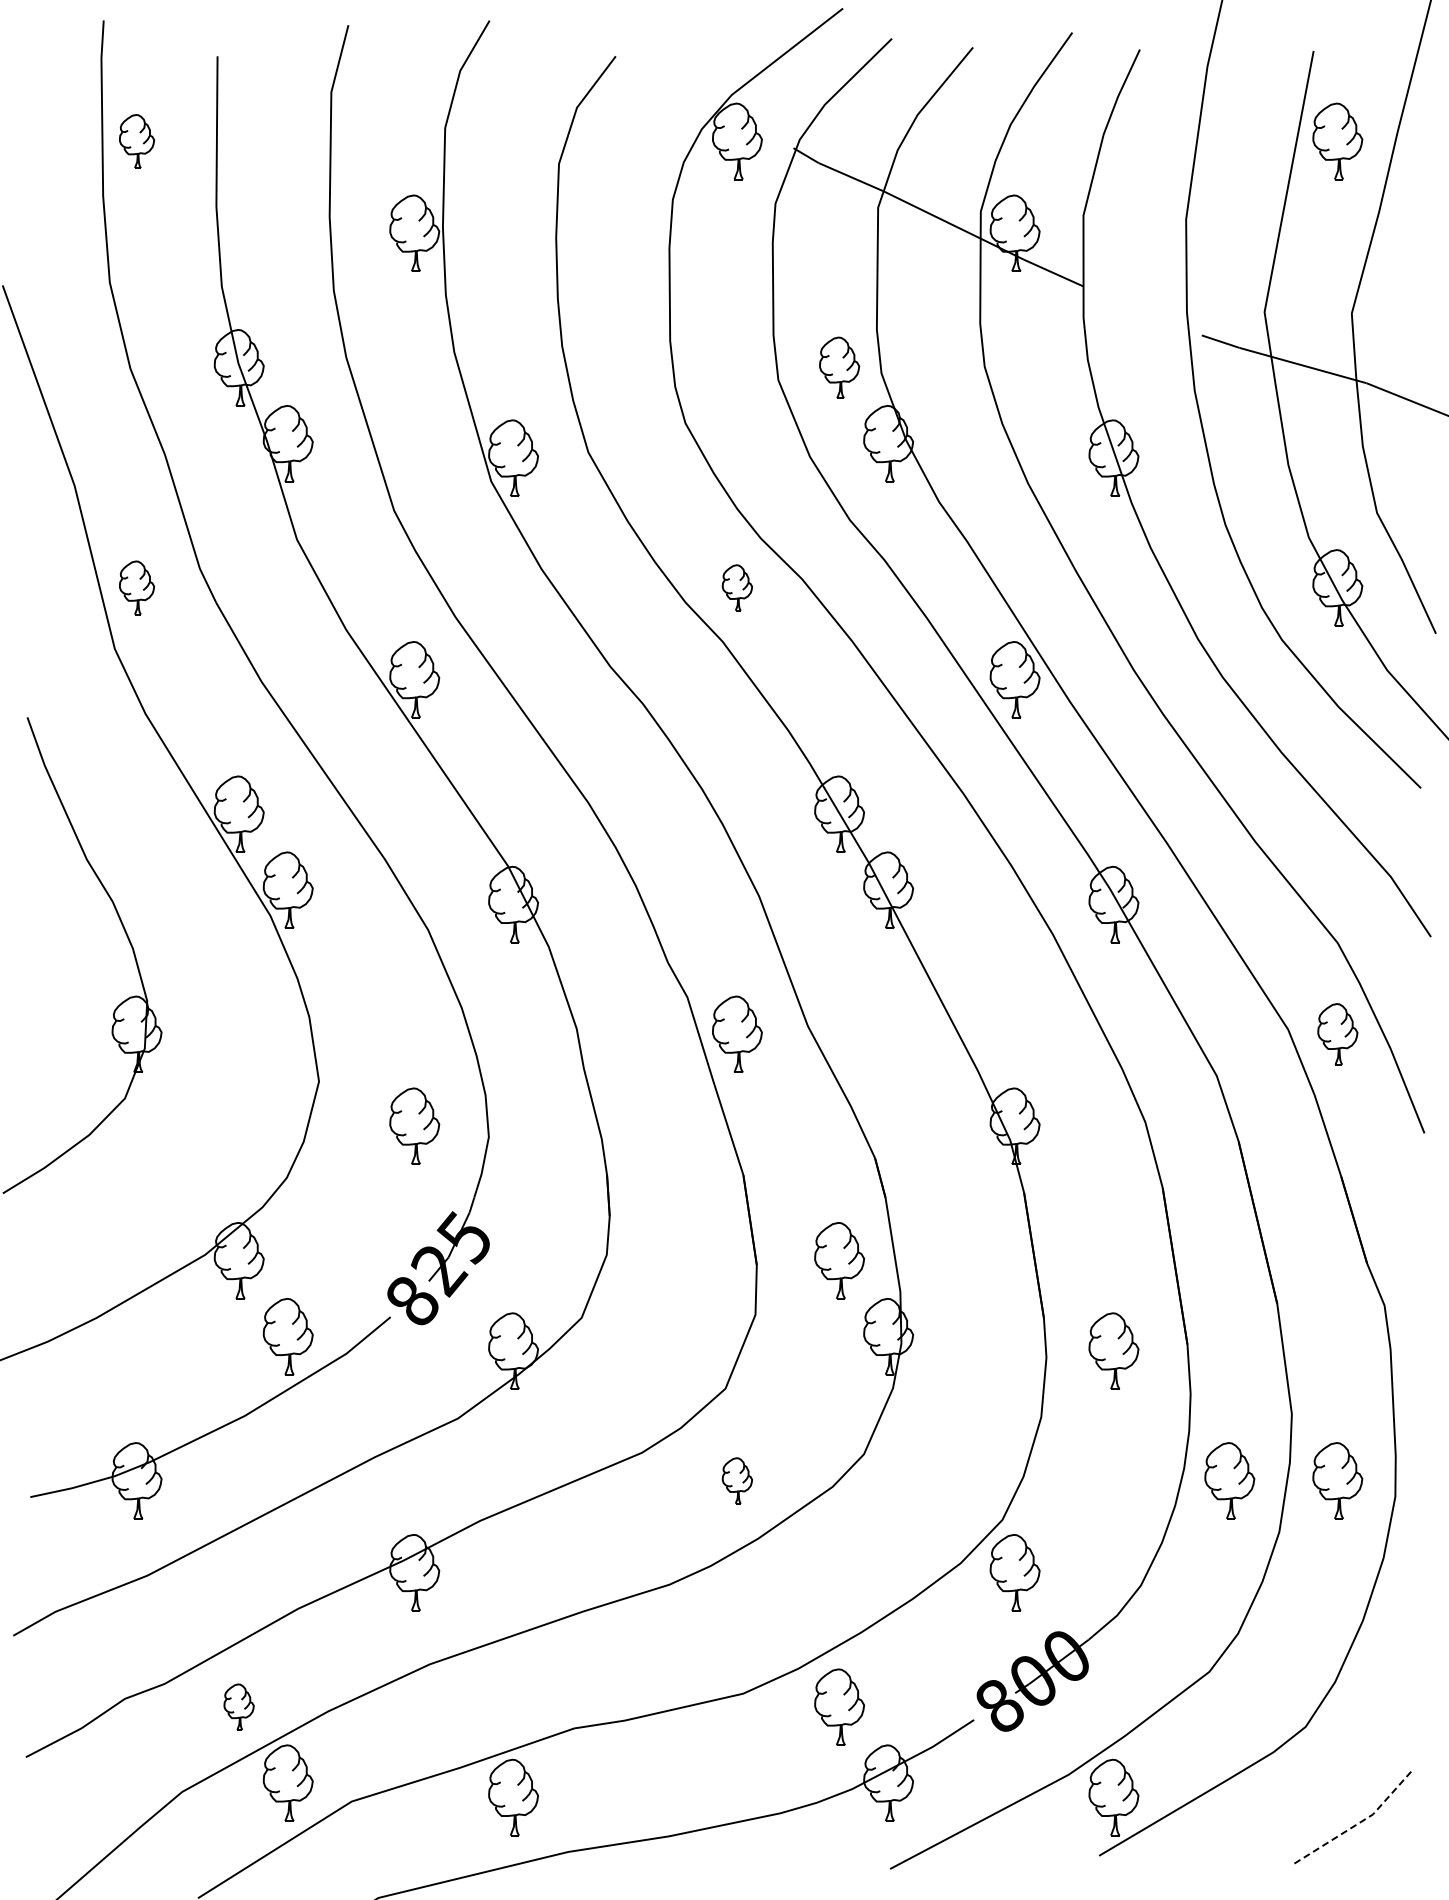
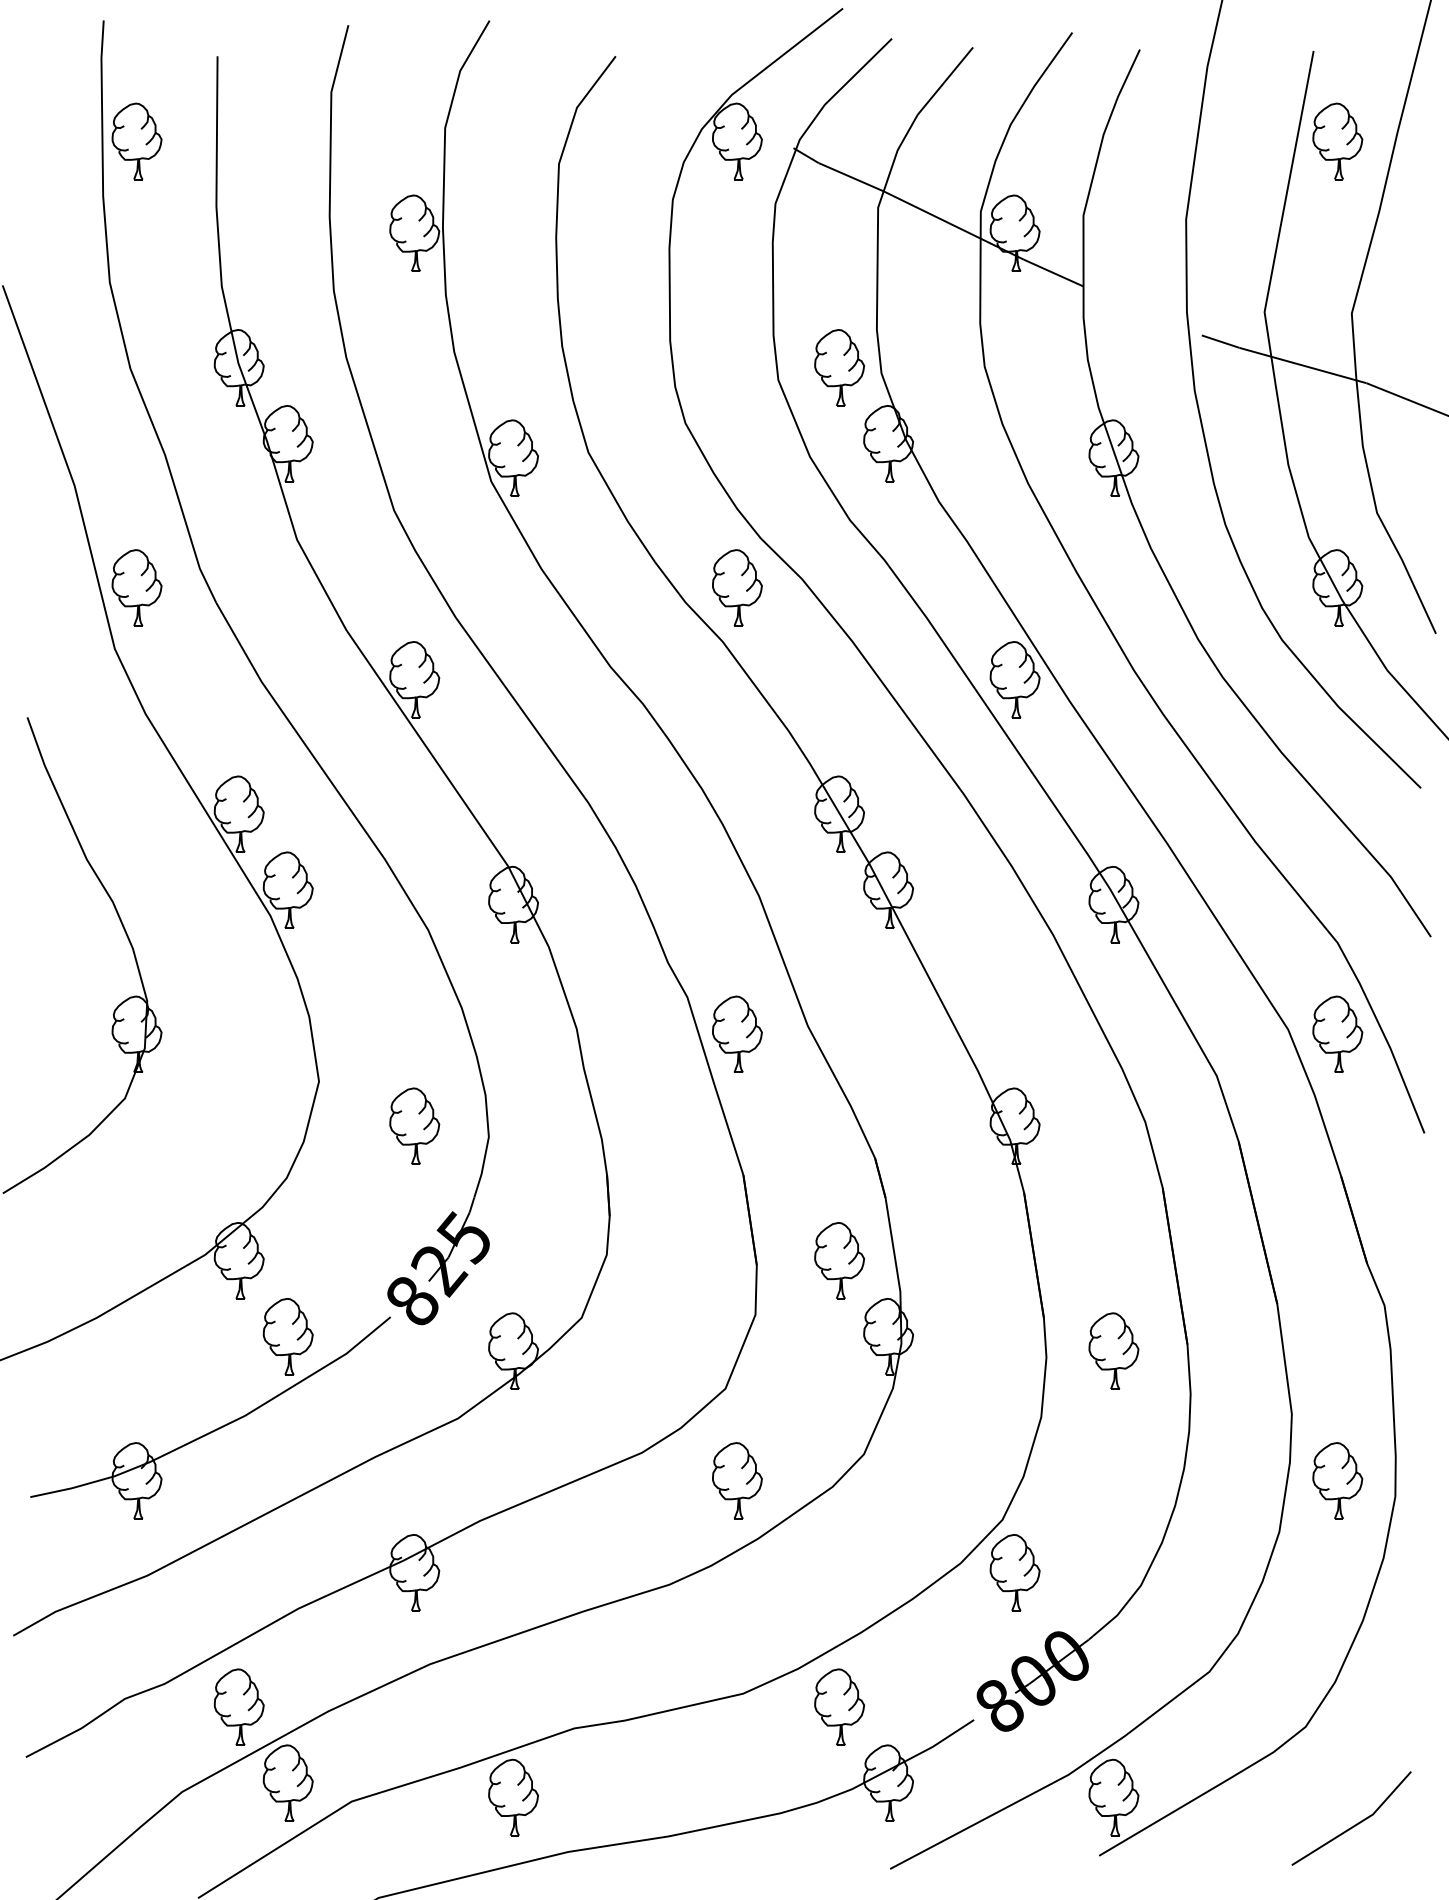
part size: 37x55 px -> 52x79 px (136, 141)
part size: 42x63 px -> 51x78 px (839, 367)
part size: 37x56 px -> 52x78 px (136, 587)
part size: 32x48 px -> 51x78 px (737, 587)
part size: 42x63 px -> 52x78 px (1337, 1033)
part size: 32x48 px -> 51x78 px (737, 1480)
part: present -> none (1229, 1480)
part size: 32x48 px -> 52x78 px (238, 1706)
line: dashed -> solid (1356, 1824)
